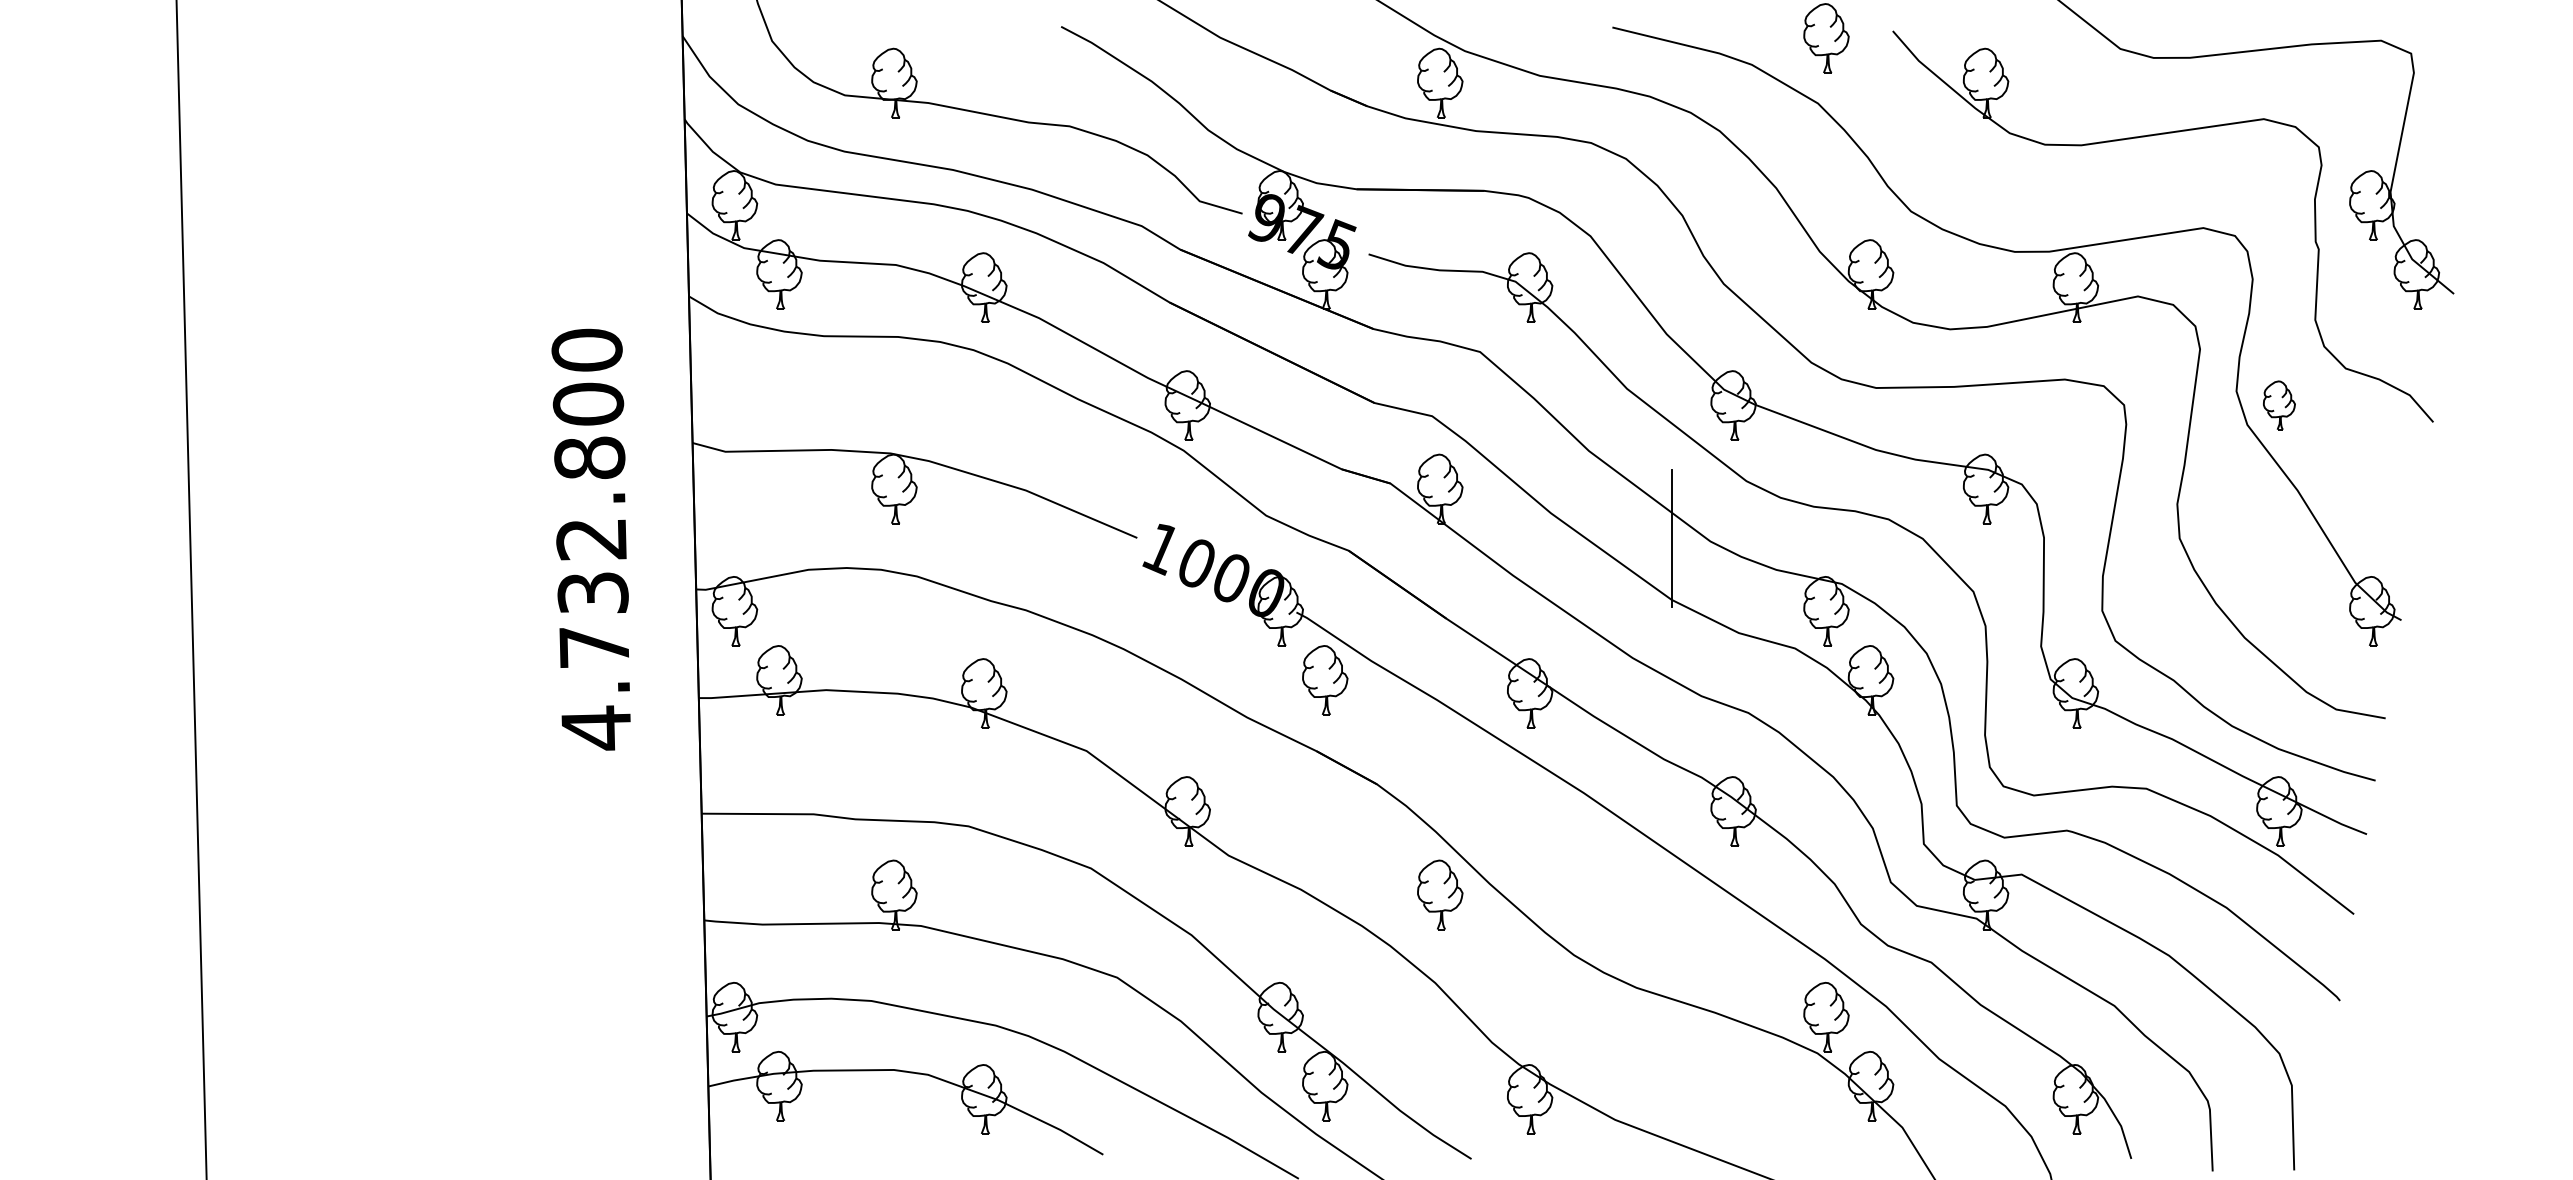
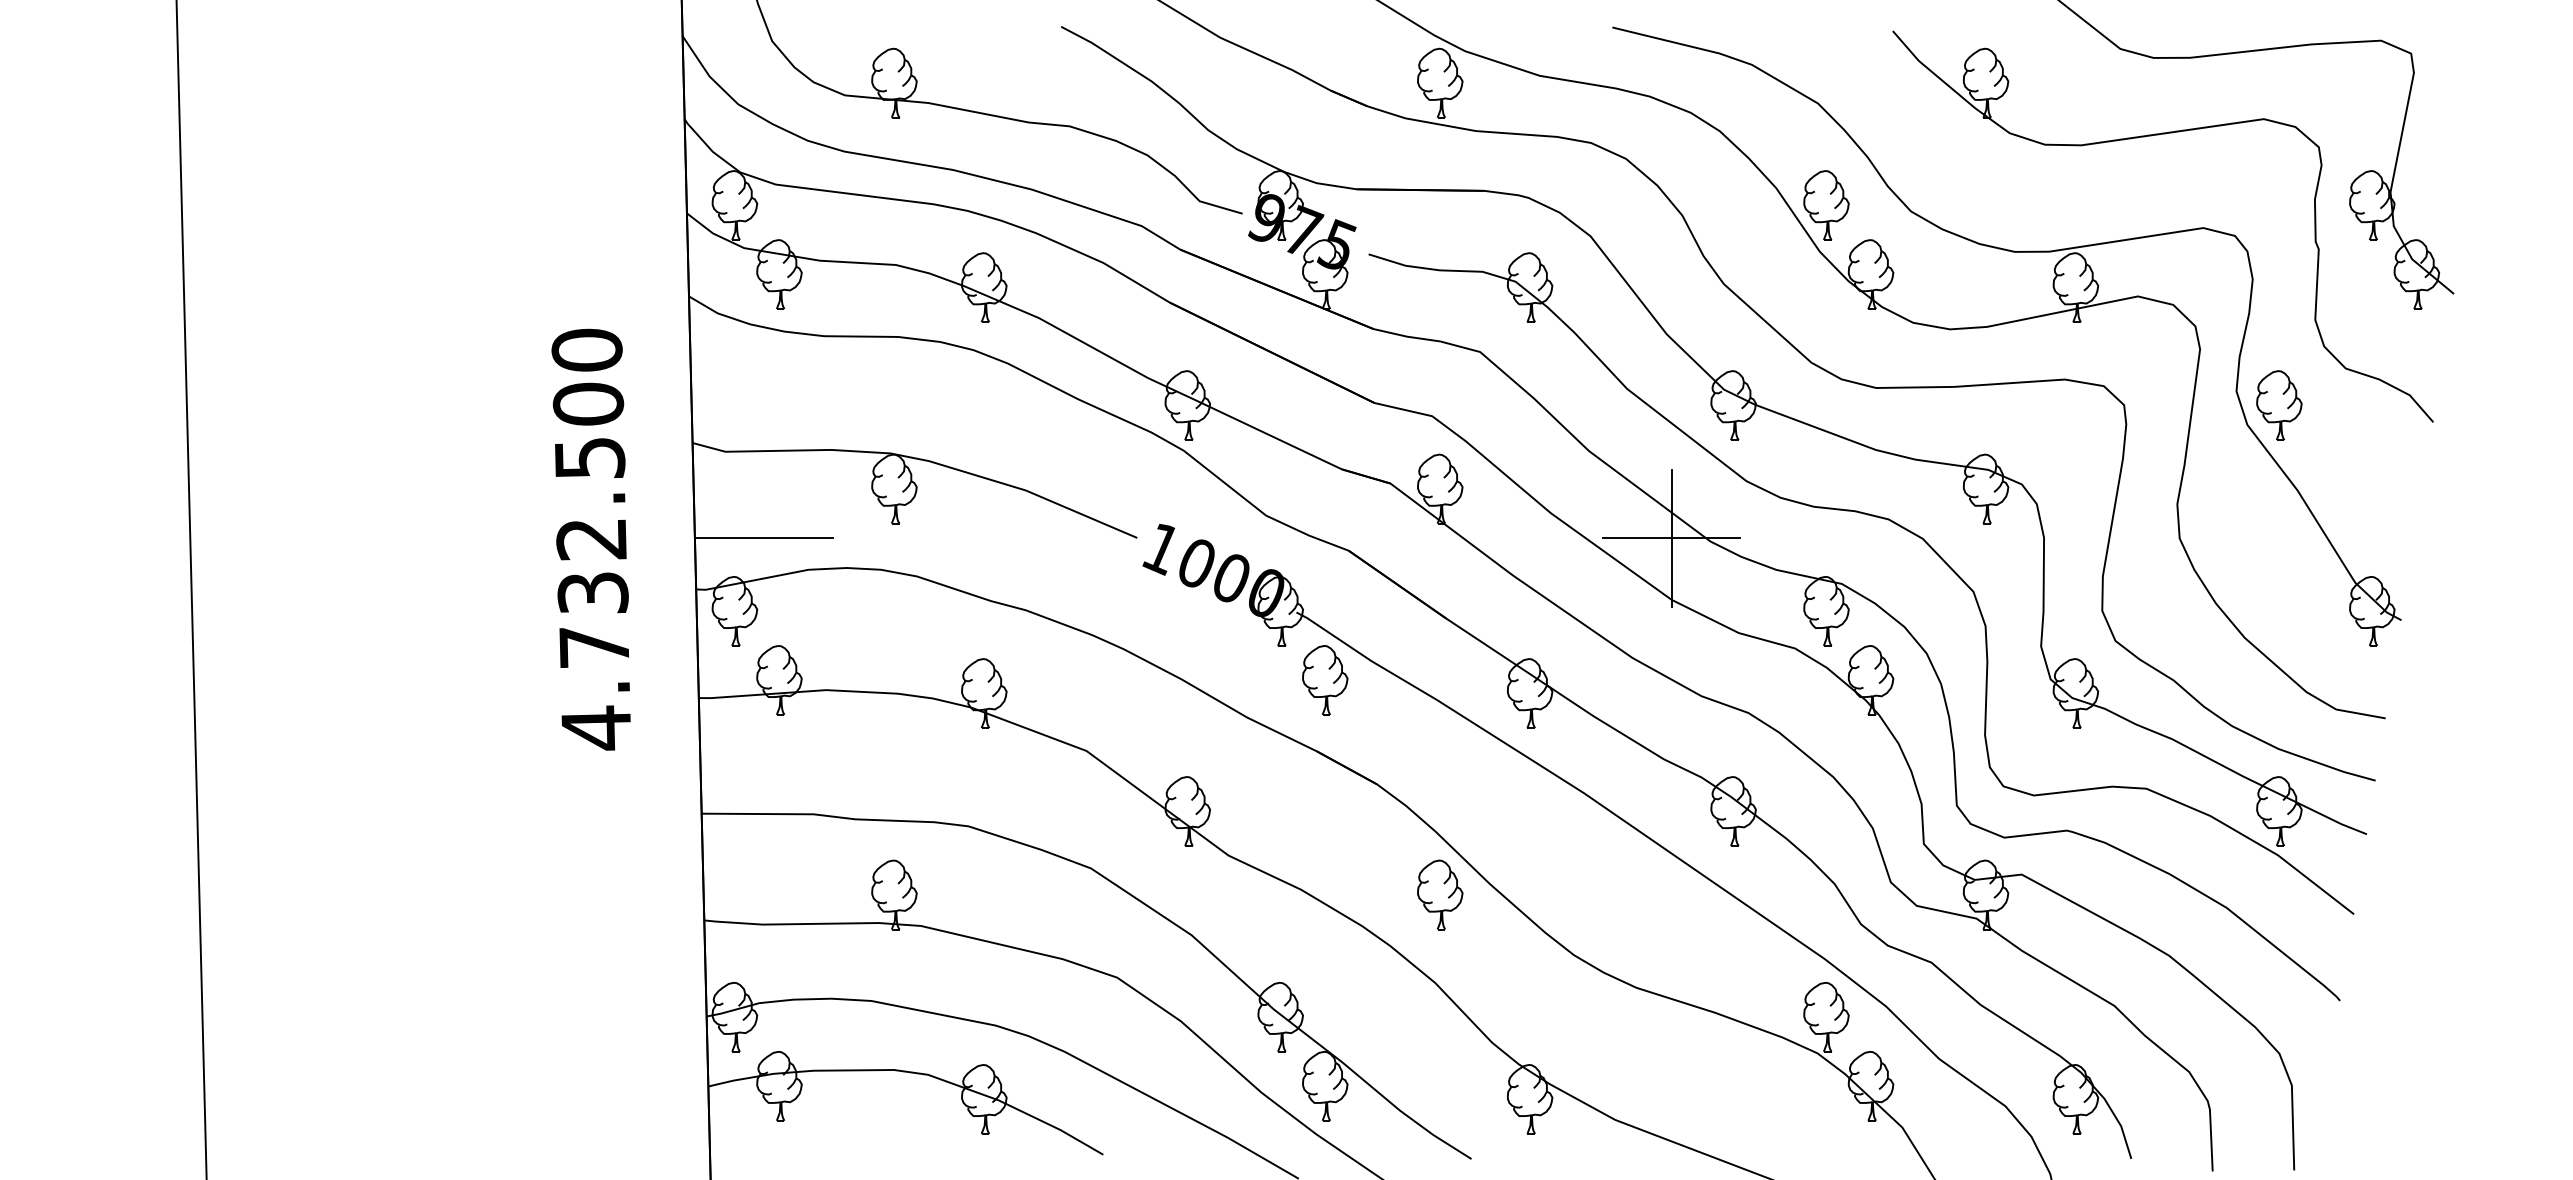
part position: (1826, 38) -> (1826, 205) (1826, 205)
part size: 33x51 px -> 47x71 px (2279, 405)
text: 4.732.800 -> 4.732.500 (589, 457)
line: none -> present (763, 538)
line: none -> present (1671, 538)
